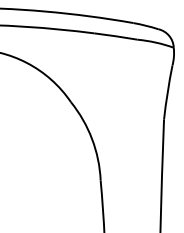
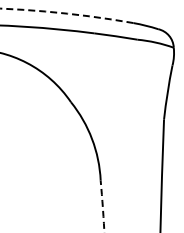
arc: solid -> dashed (67, 13)
arc: solid -> dashed (102, 207)
